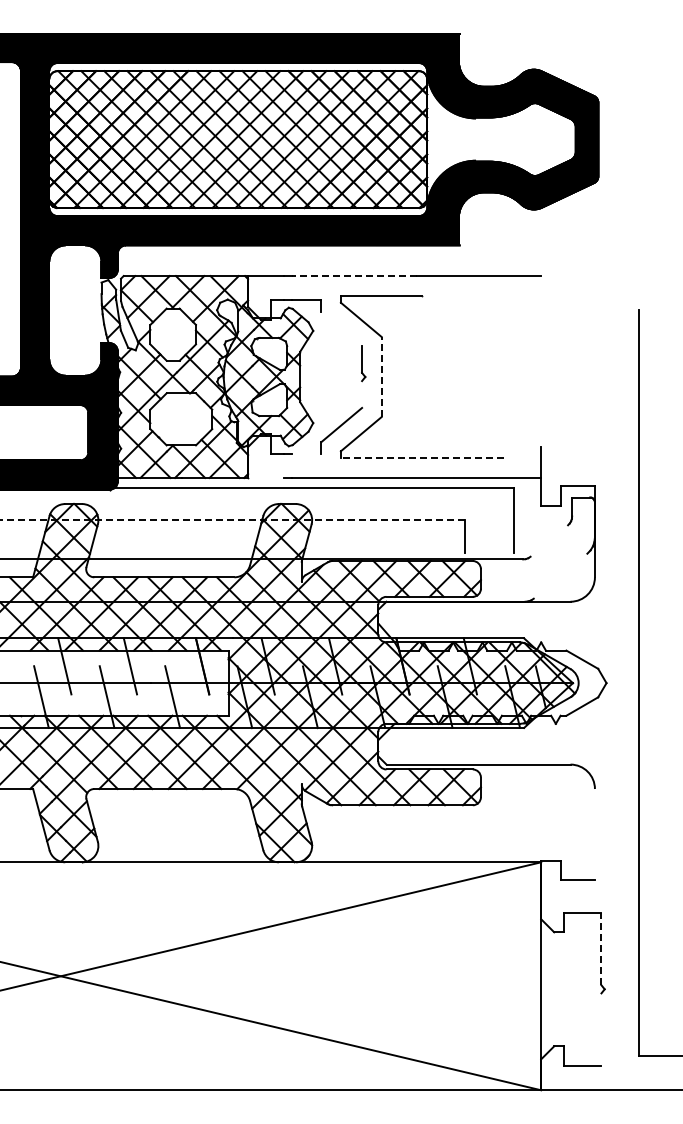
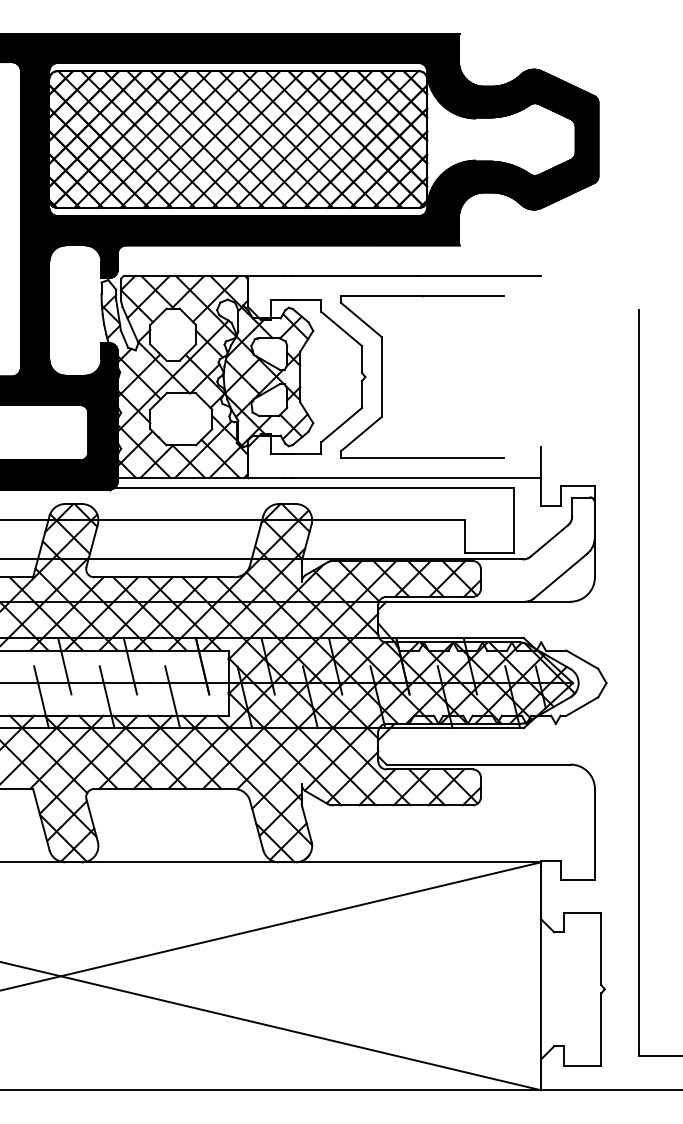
line: dashed -> solid (353, 276)
line: none -> present (462, 295)
line: none -> present (341, 328)
line: dashed -> solid (381, 376)
line: none -> present (362, 394)
line: none -> present (306, 453)
line: dashed -> solid (421, 458)
line: none -> present (265, 477)
line: dashed -> solid (231, 520)
line: none -> present (549, 540)
line: none -> present (488, 552)
line: none -> present (560, 575)
line: none -> present (594, 834)
line: dashed -> solid (601, 948)
line: none -> present (601, 1029)
